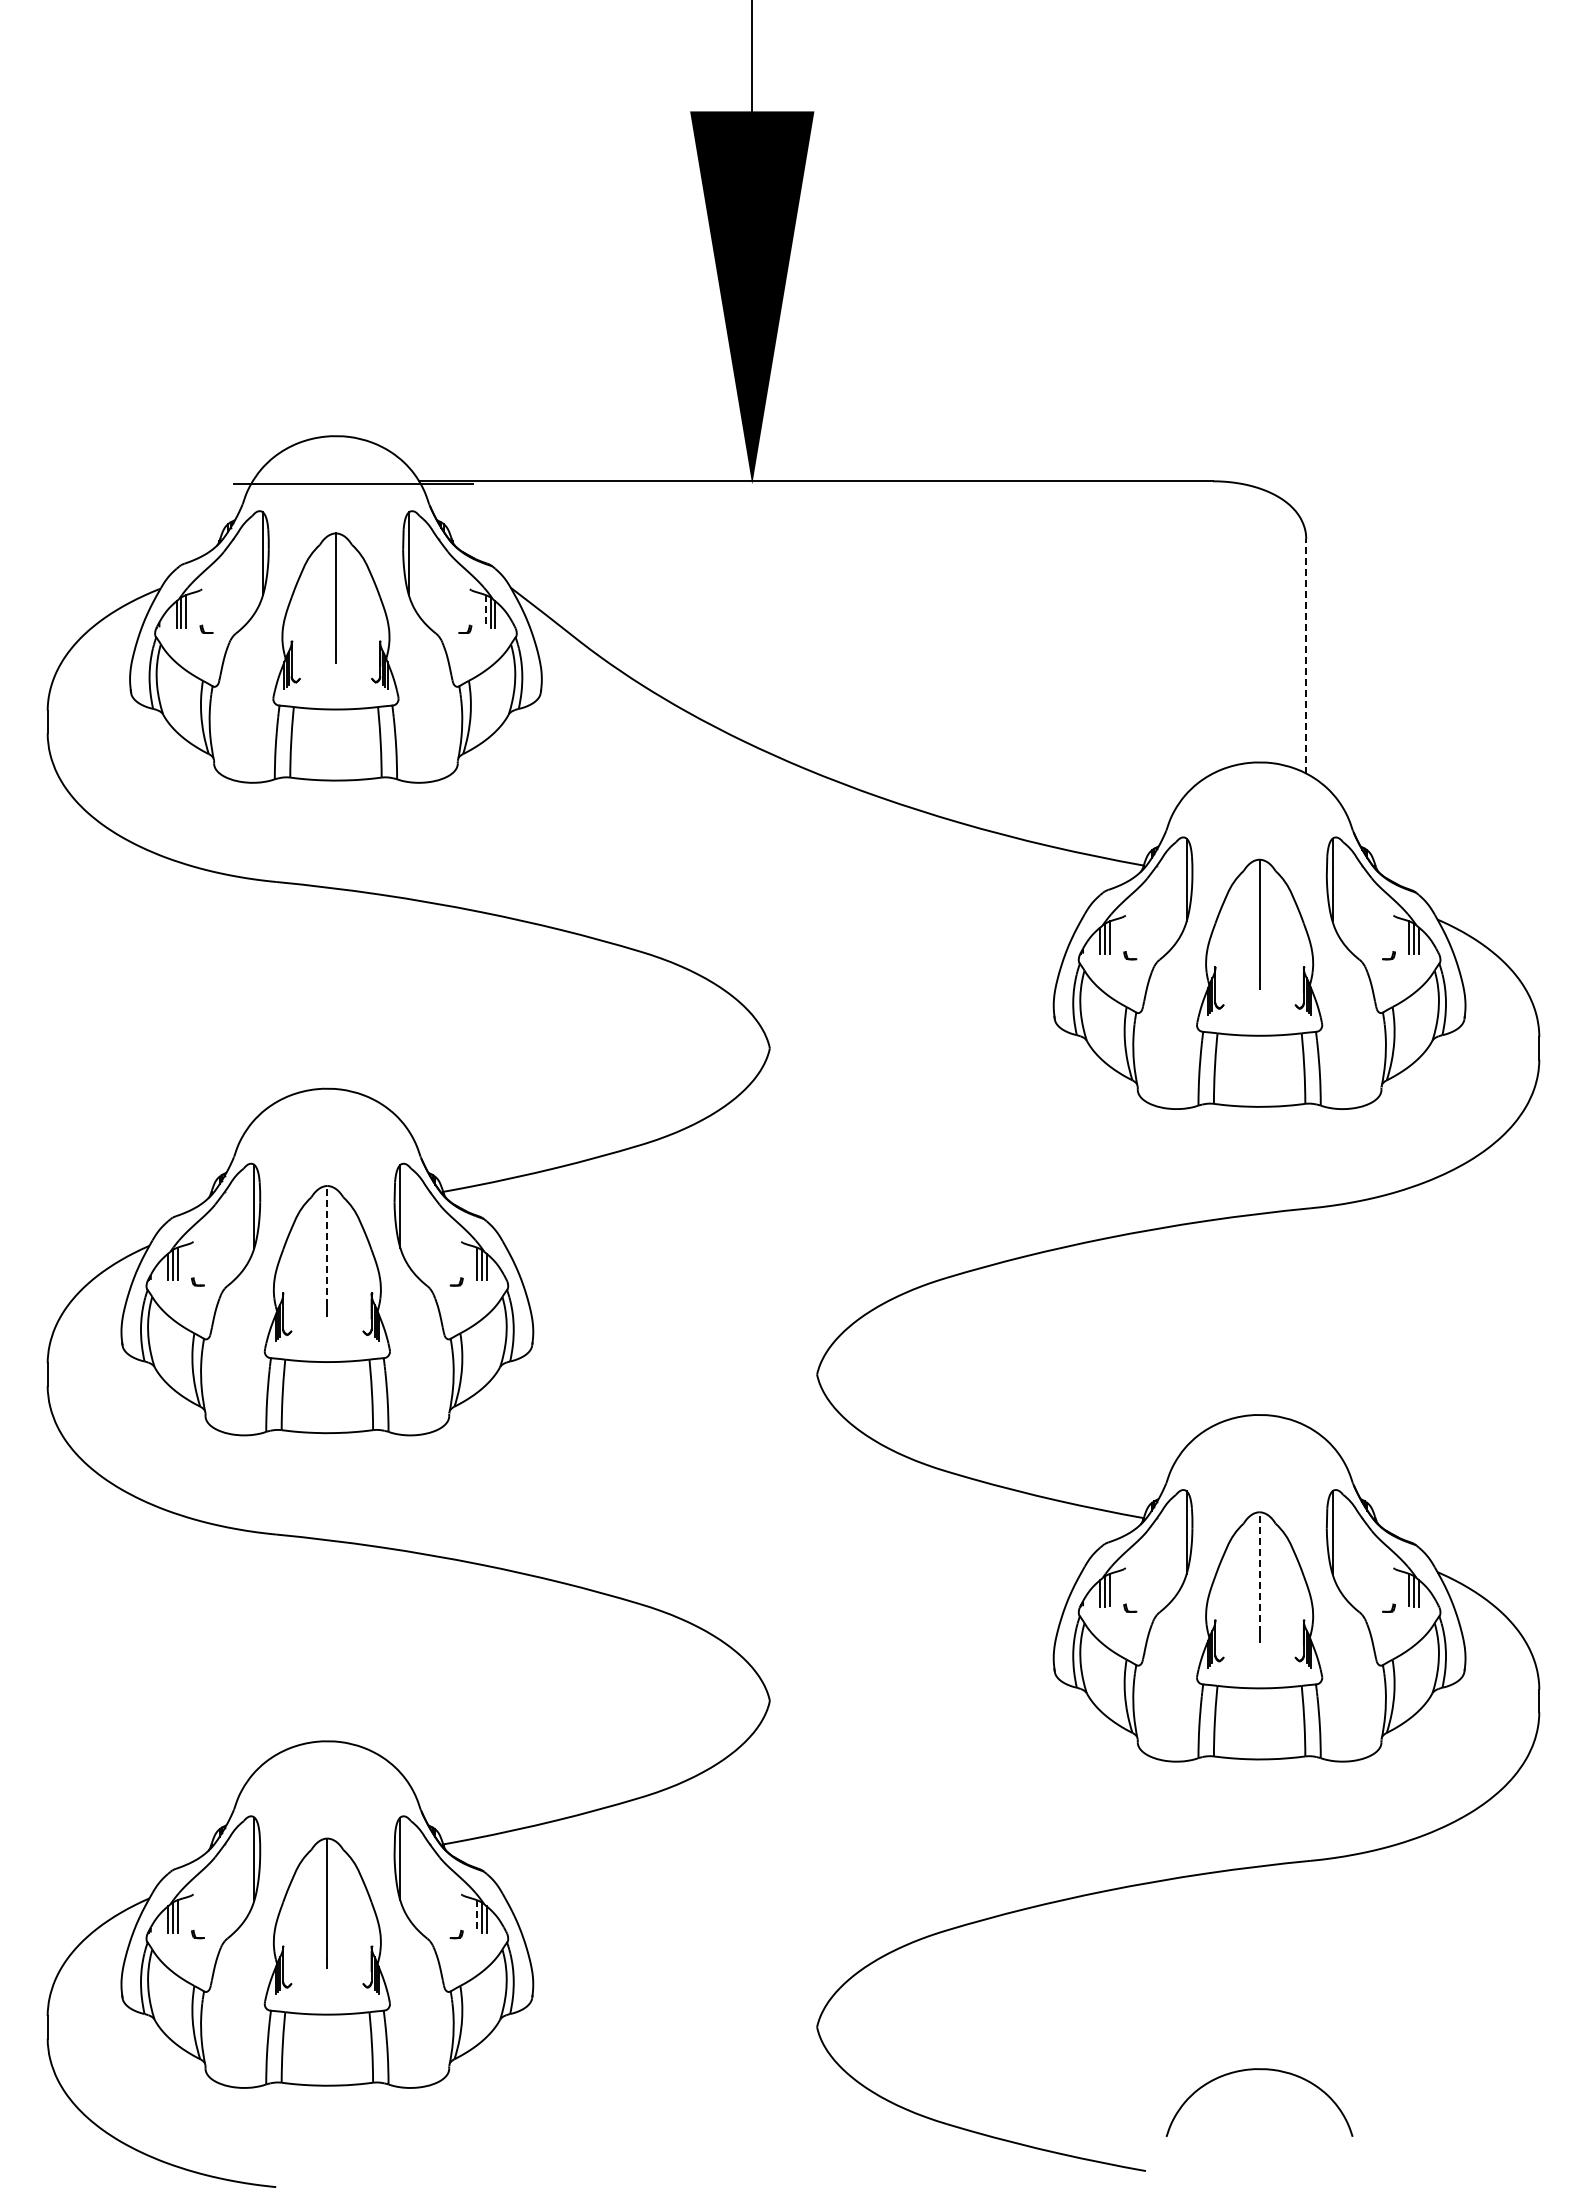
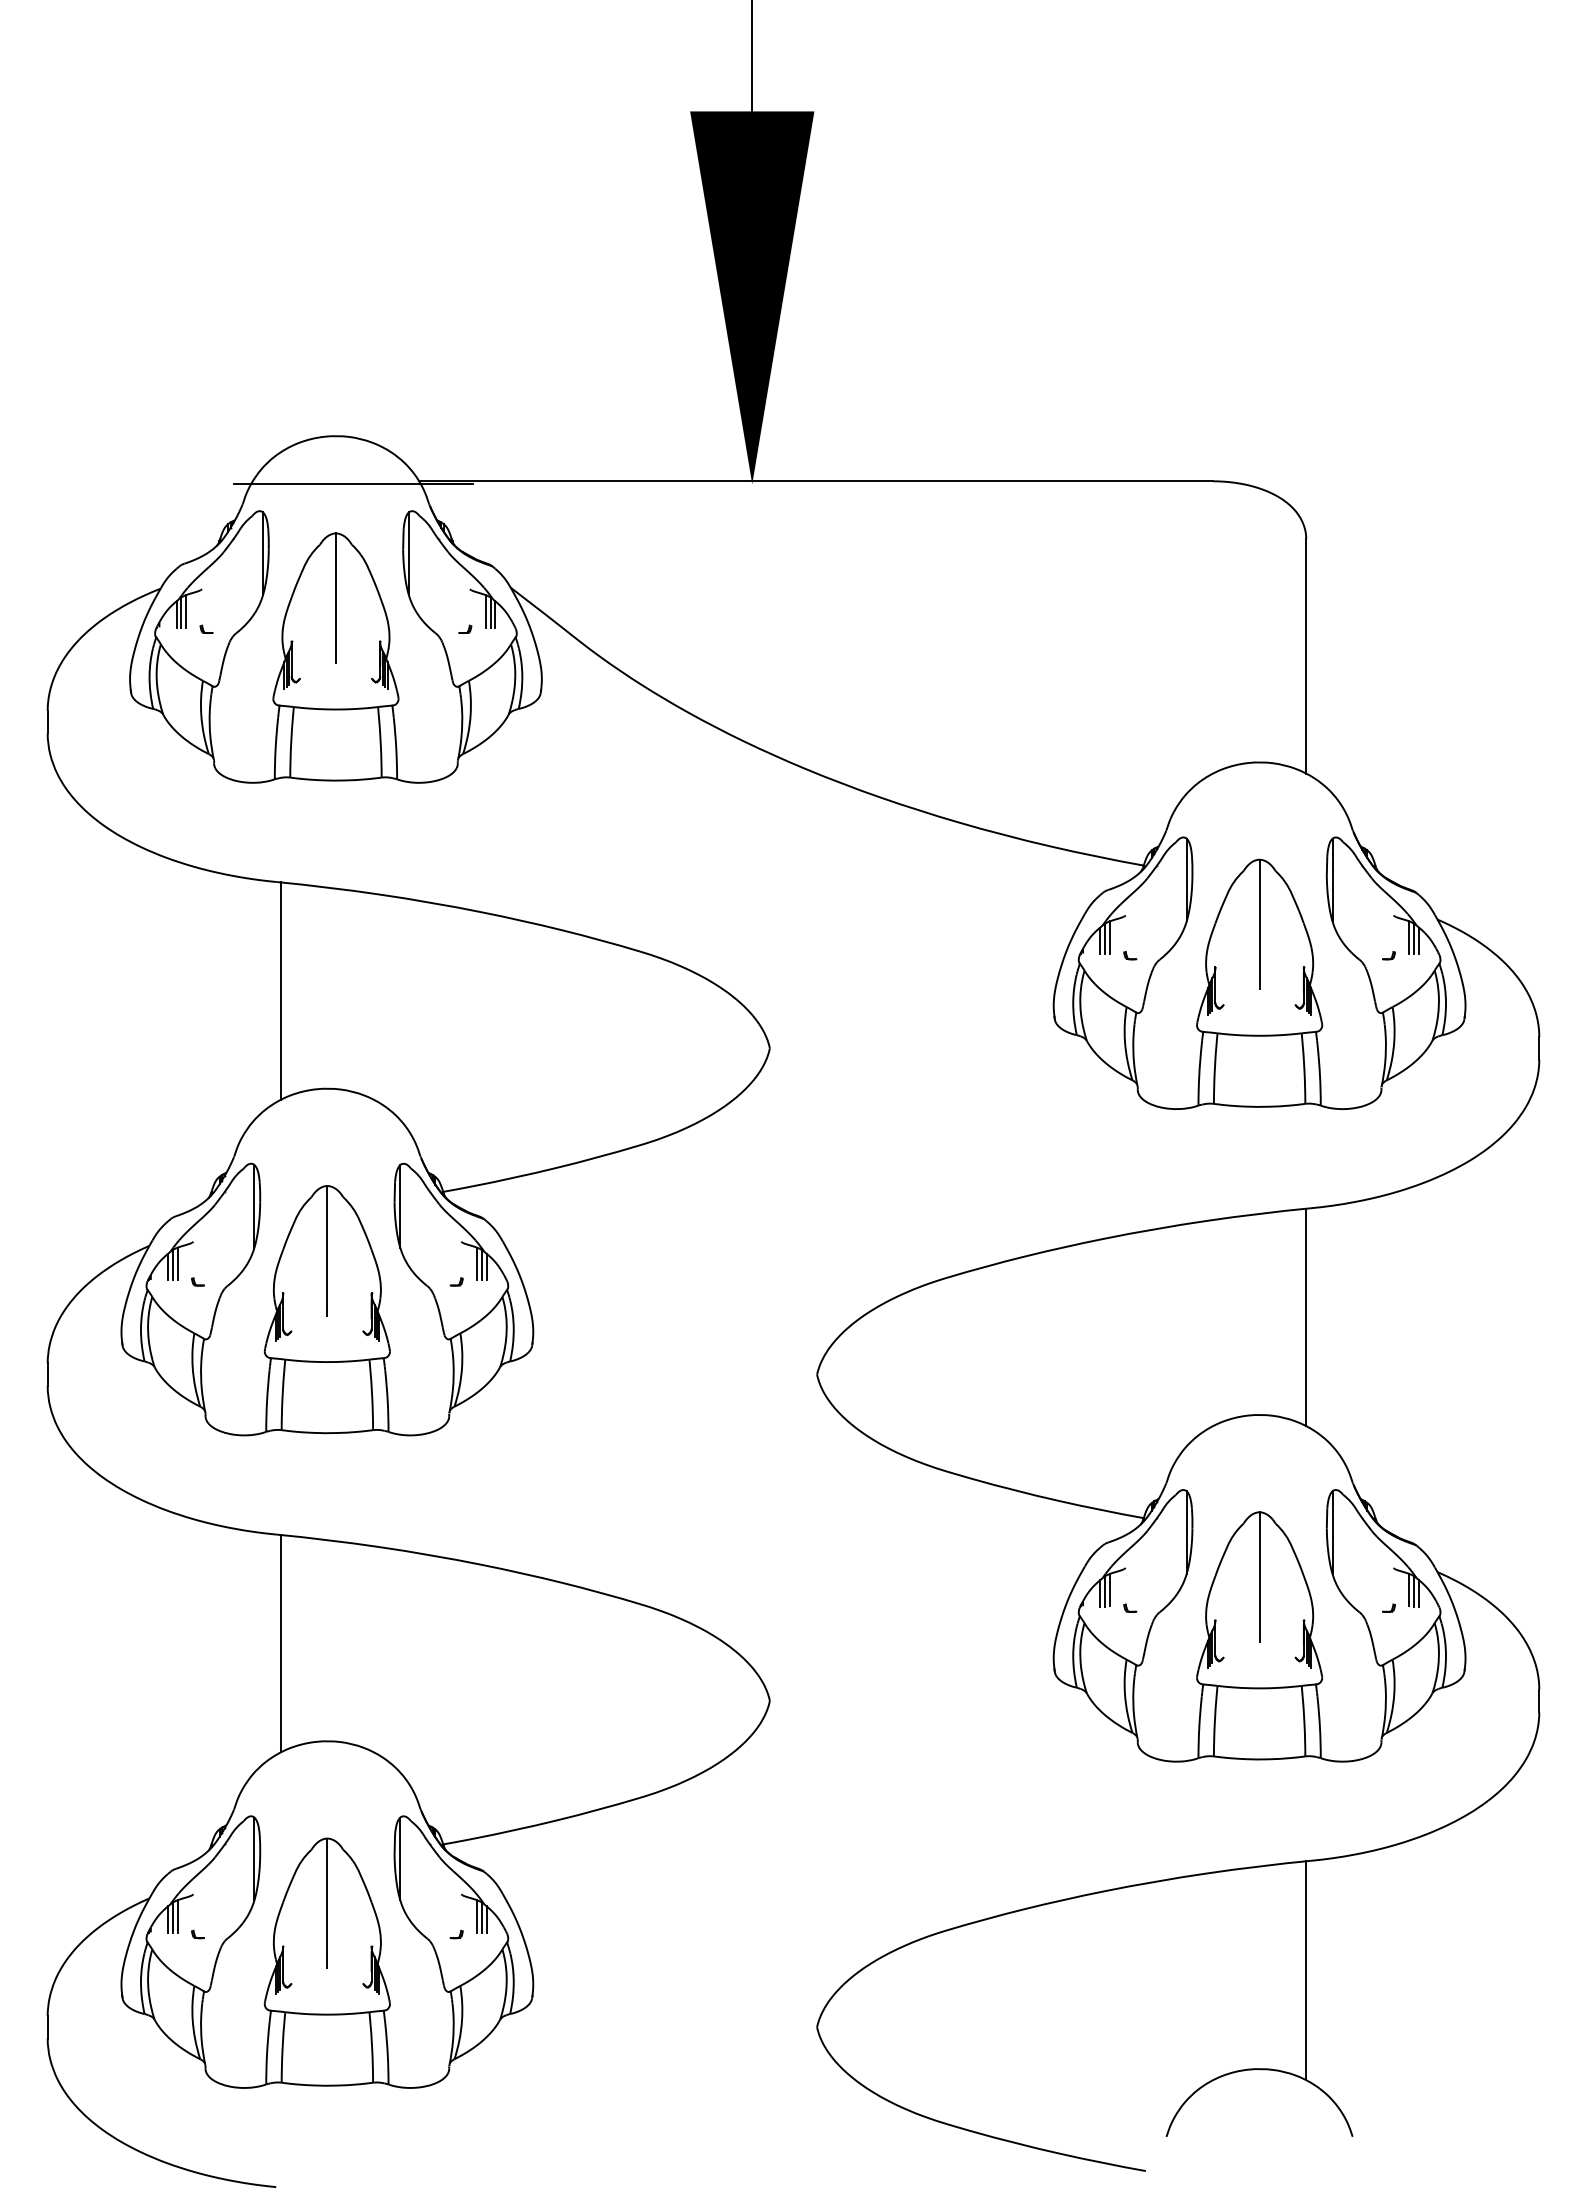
line: dashed -> solid (485, 611)
line: dashed -> solid (1306, 655)
line: none -> present (280, 990)
line: dashed -> solid (327, 1245)
line: none -> present (1306, 1317)
line: dashed -> solid (1259, 1571)
line: none -> present (280, 1643)
line: dashed -> solid (477, 1917)
line: none -> present (1306, 1970)
